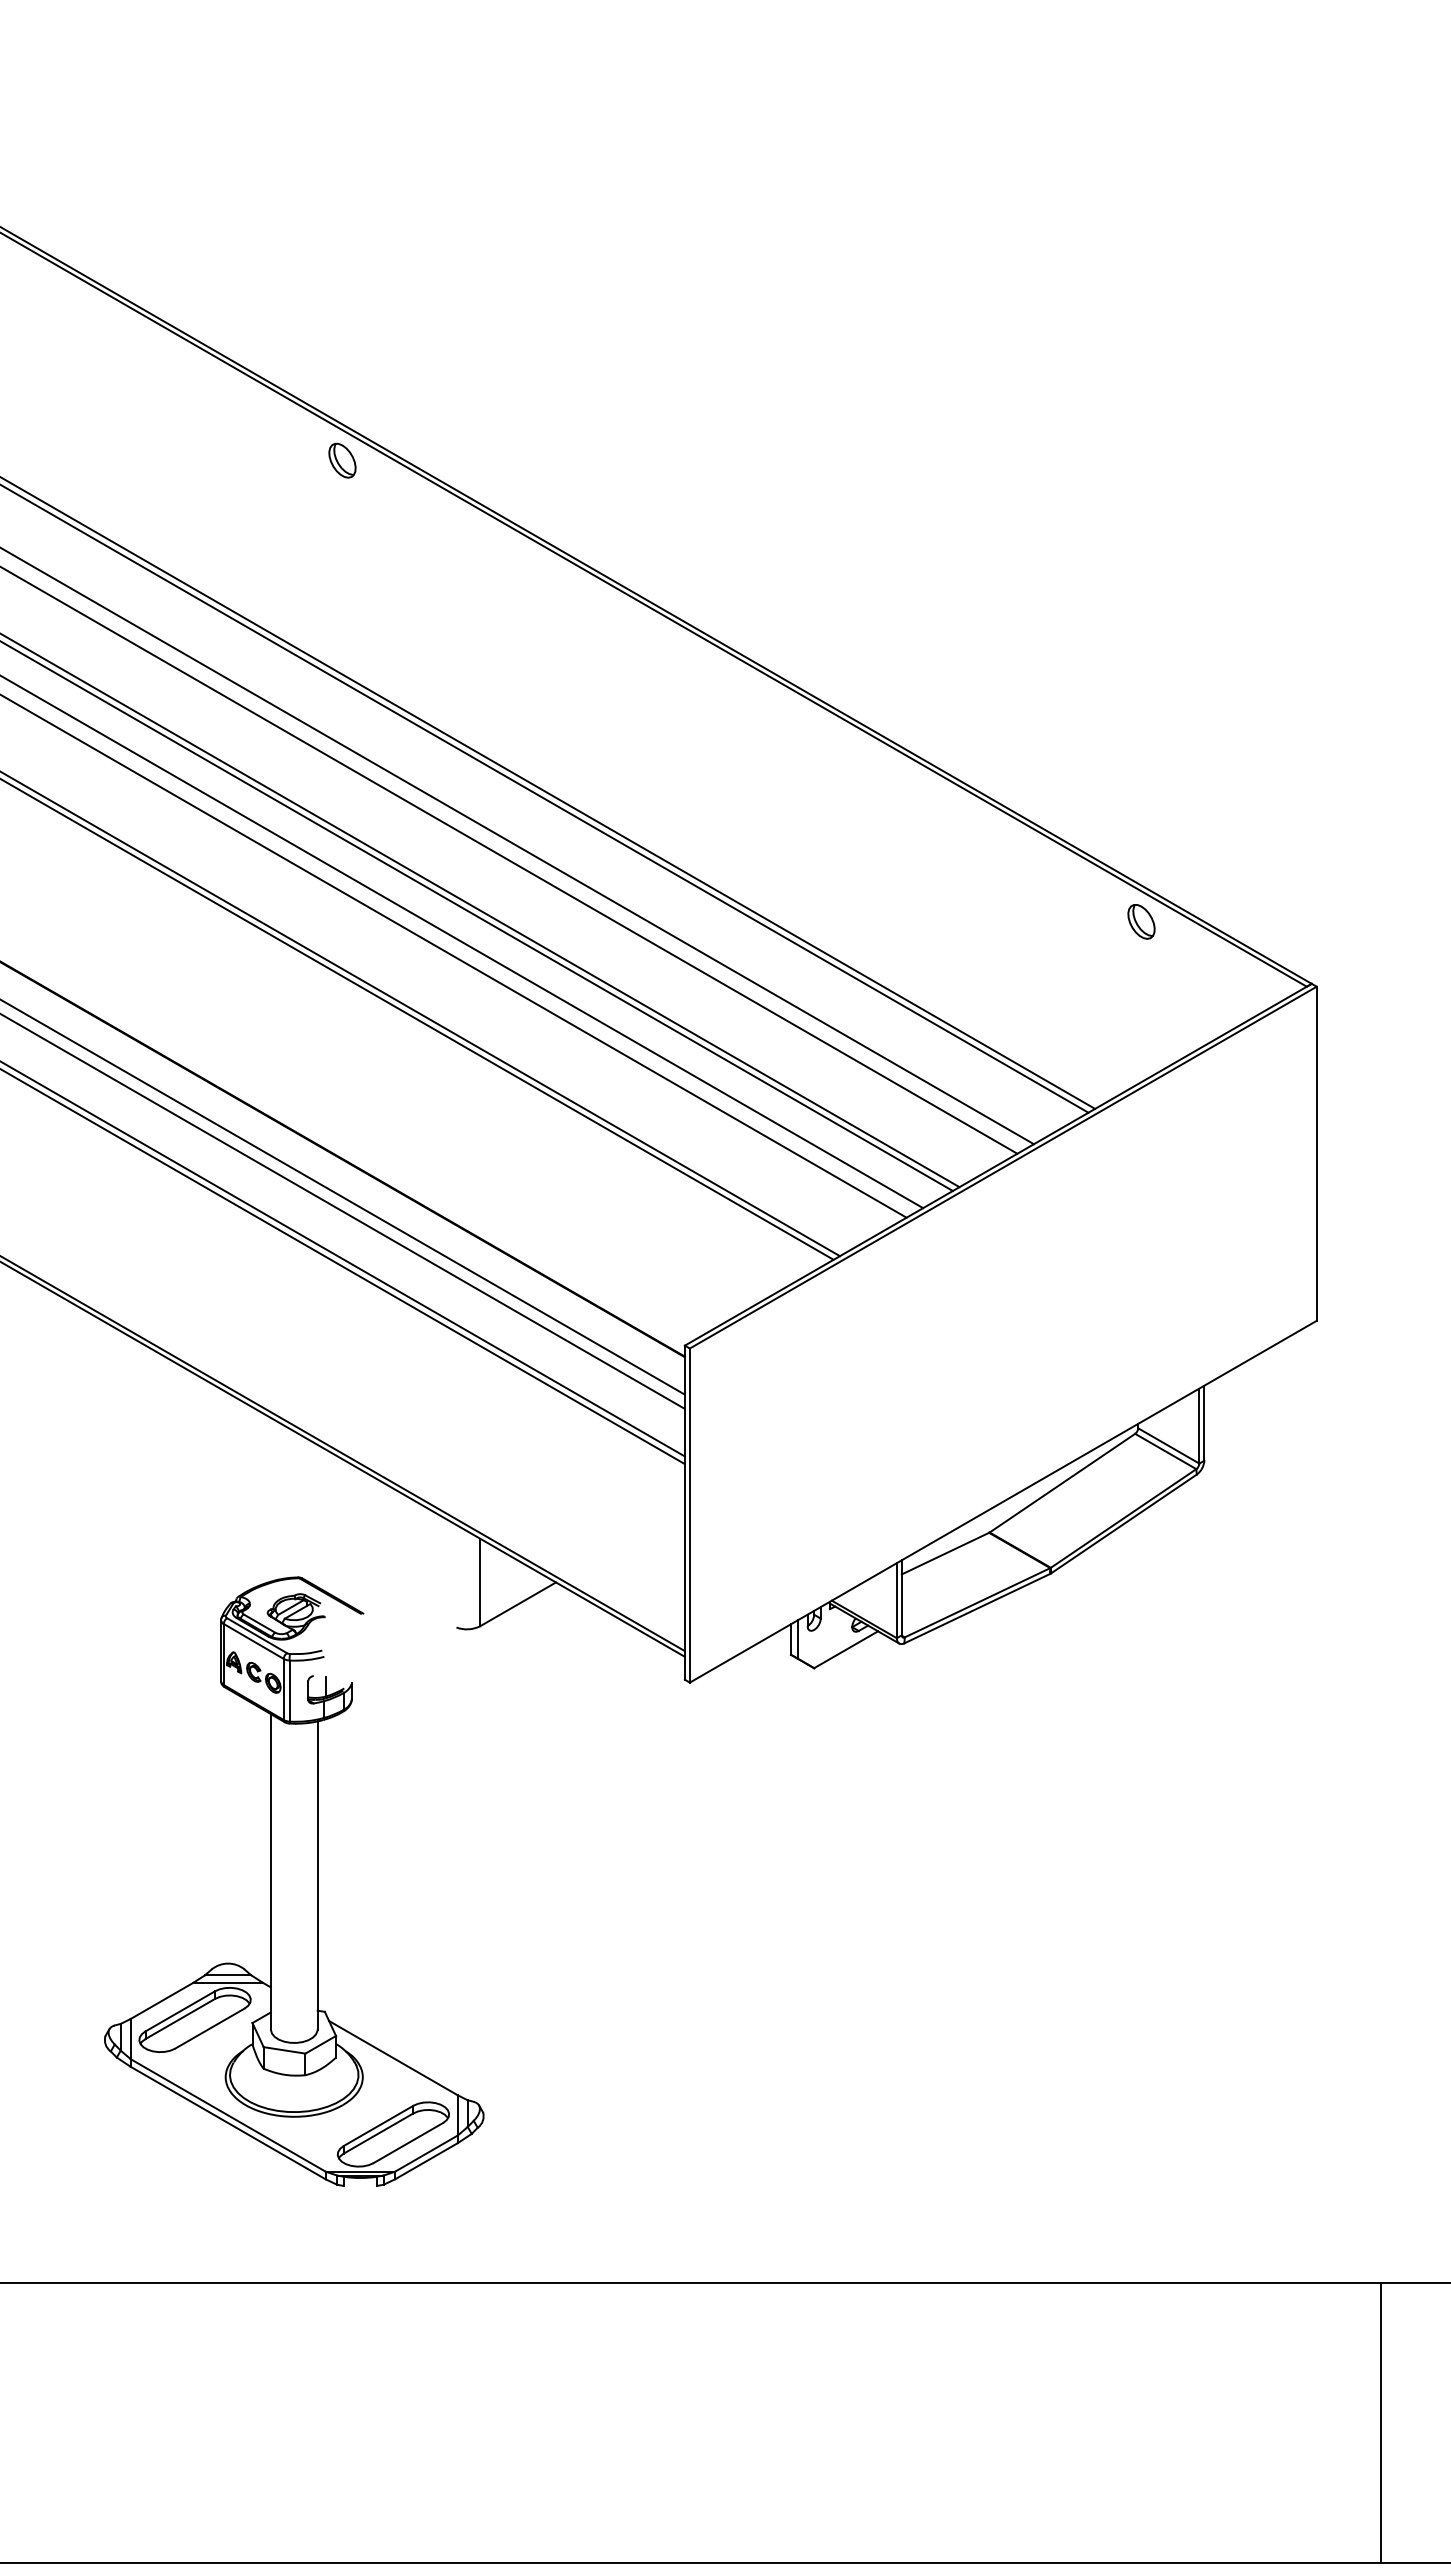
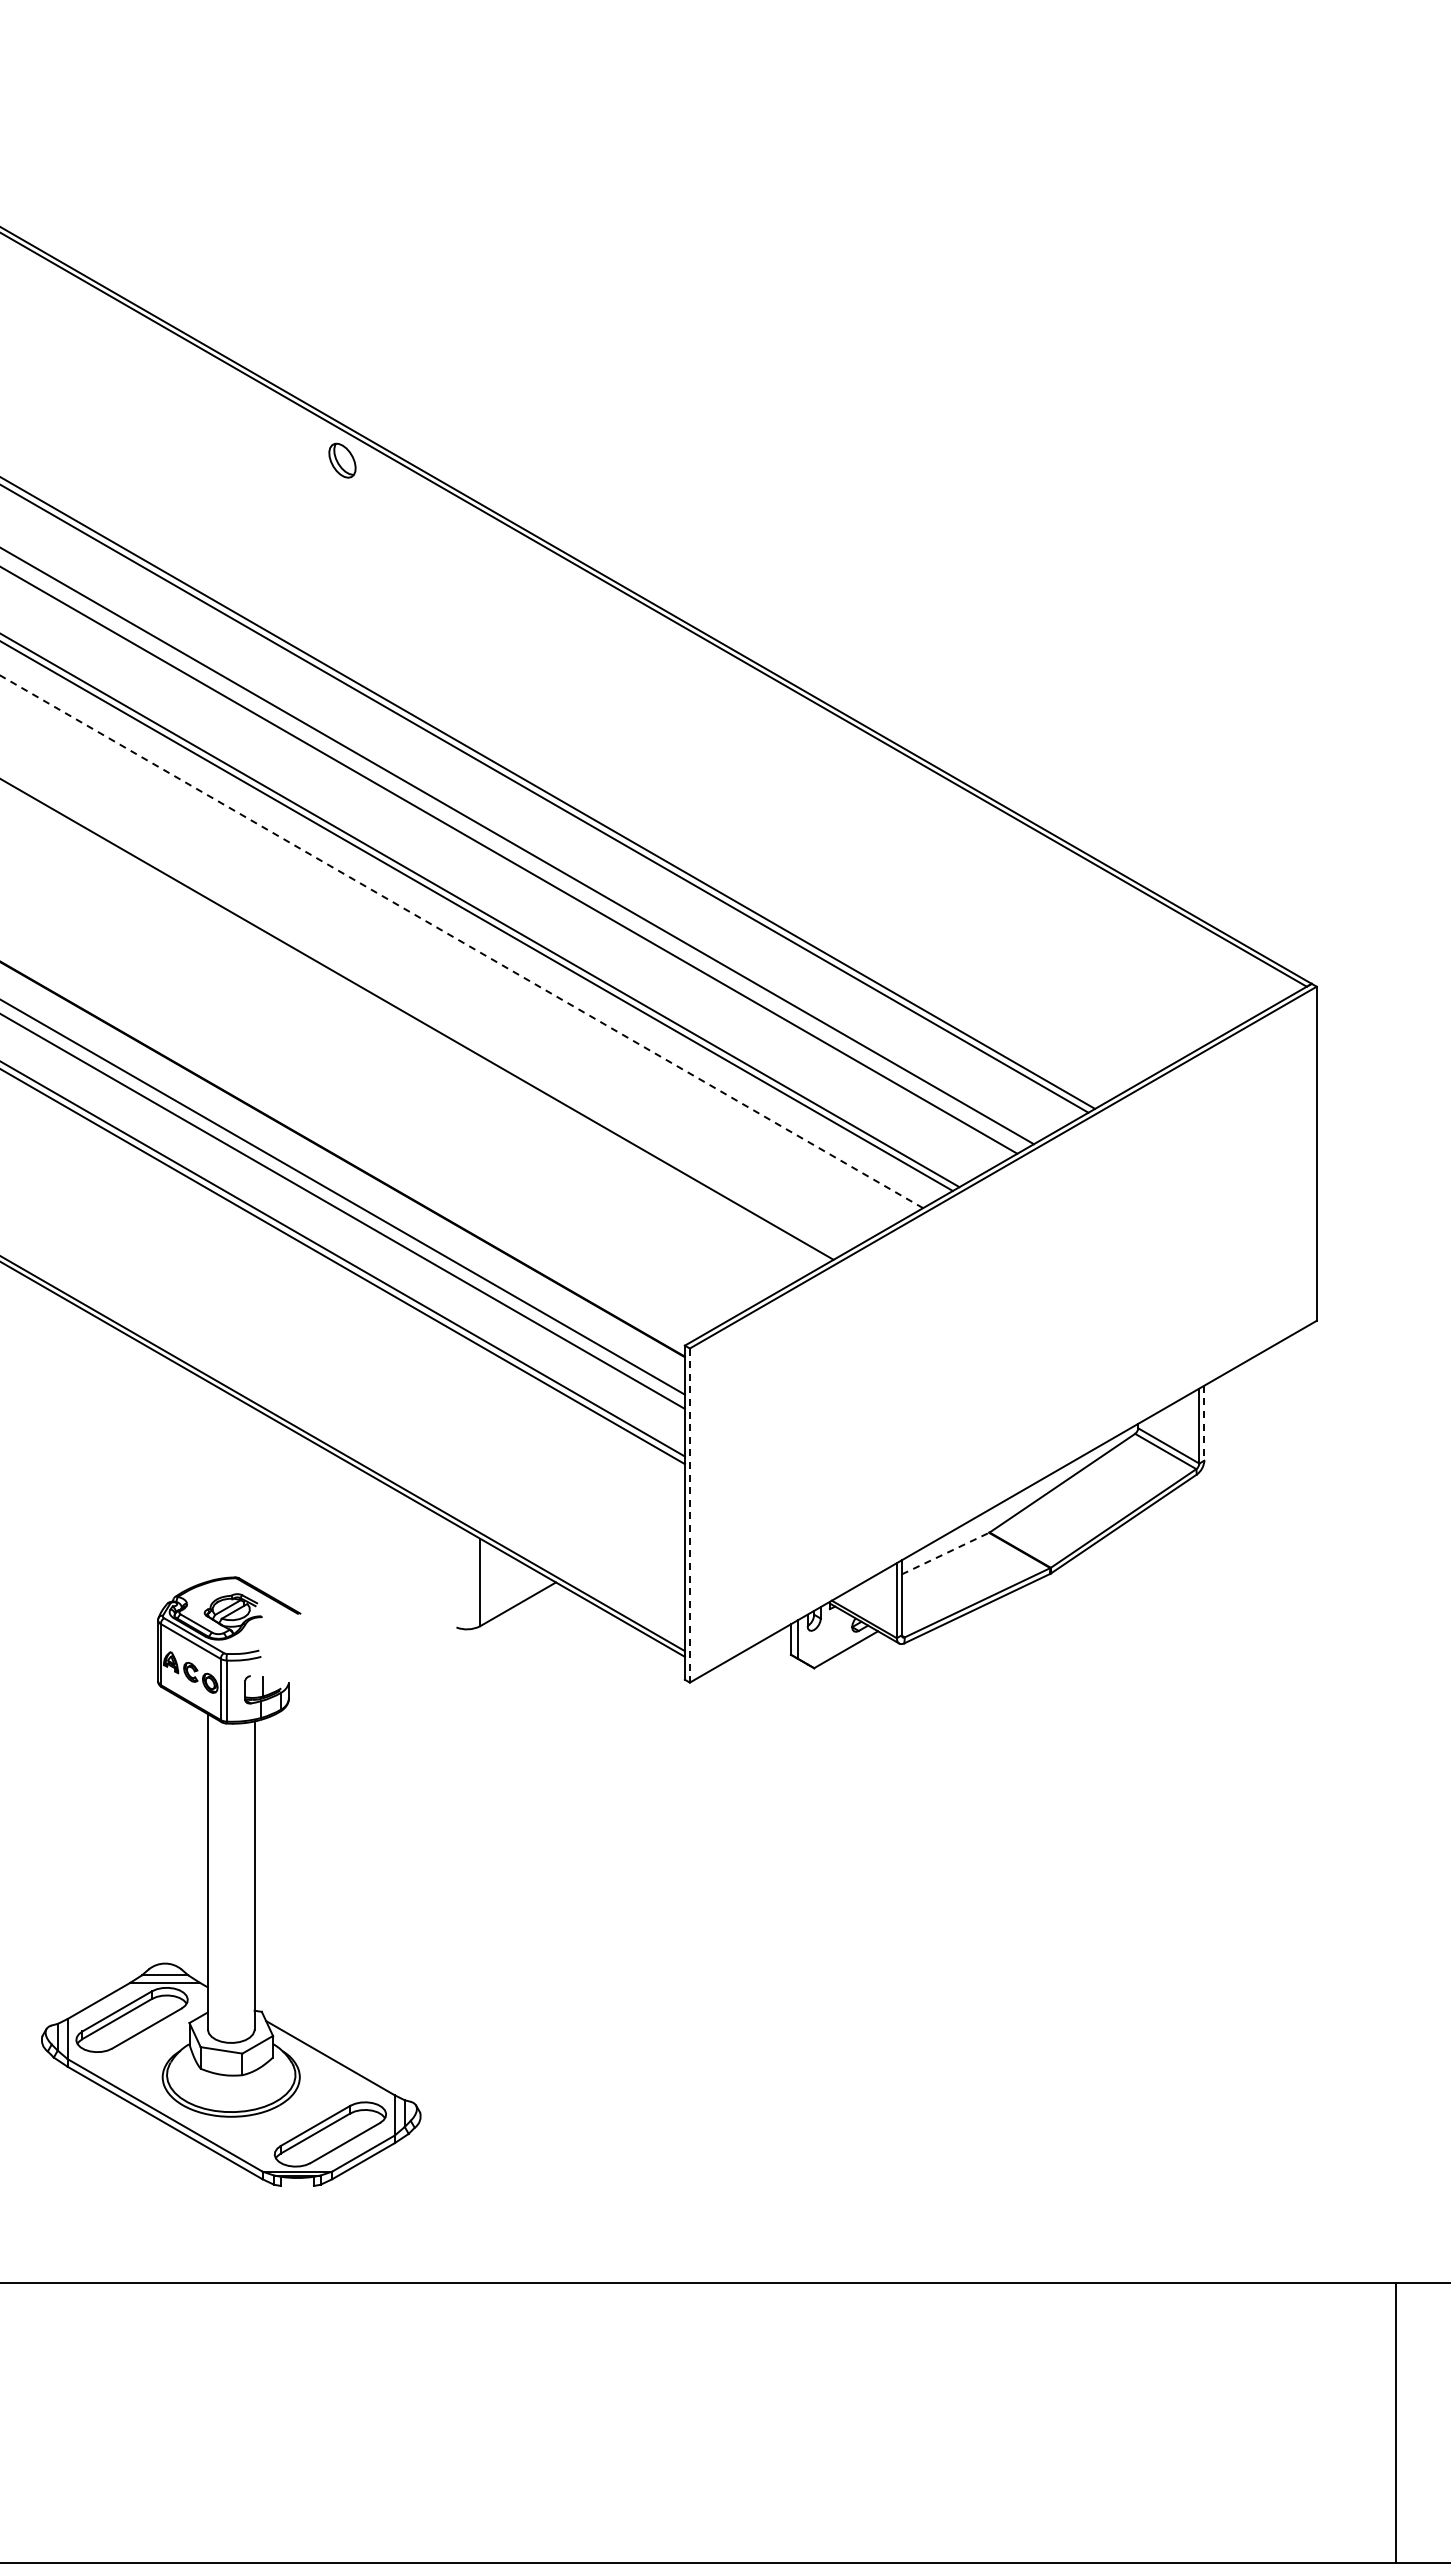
part: present -> none (1141, 921)
line: solid -> dashed (461, 941)
line: present -> none (454, 956)
line: present -> none (420, 1014)
line: solid -> dashed (1204, 1423)
line: solid -> dashed (689, 1516)
line: solid -> dashed (945, 1553)
part position: (294, 1881) -> (231, 1881) (231, 1881)
line position: (1380, 2422) -> (1395, 2422) (1395, 2422)
